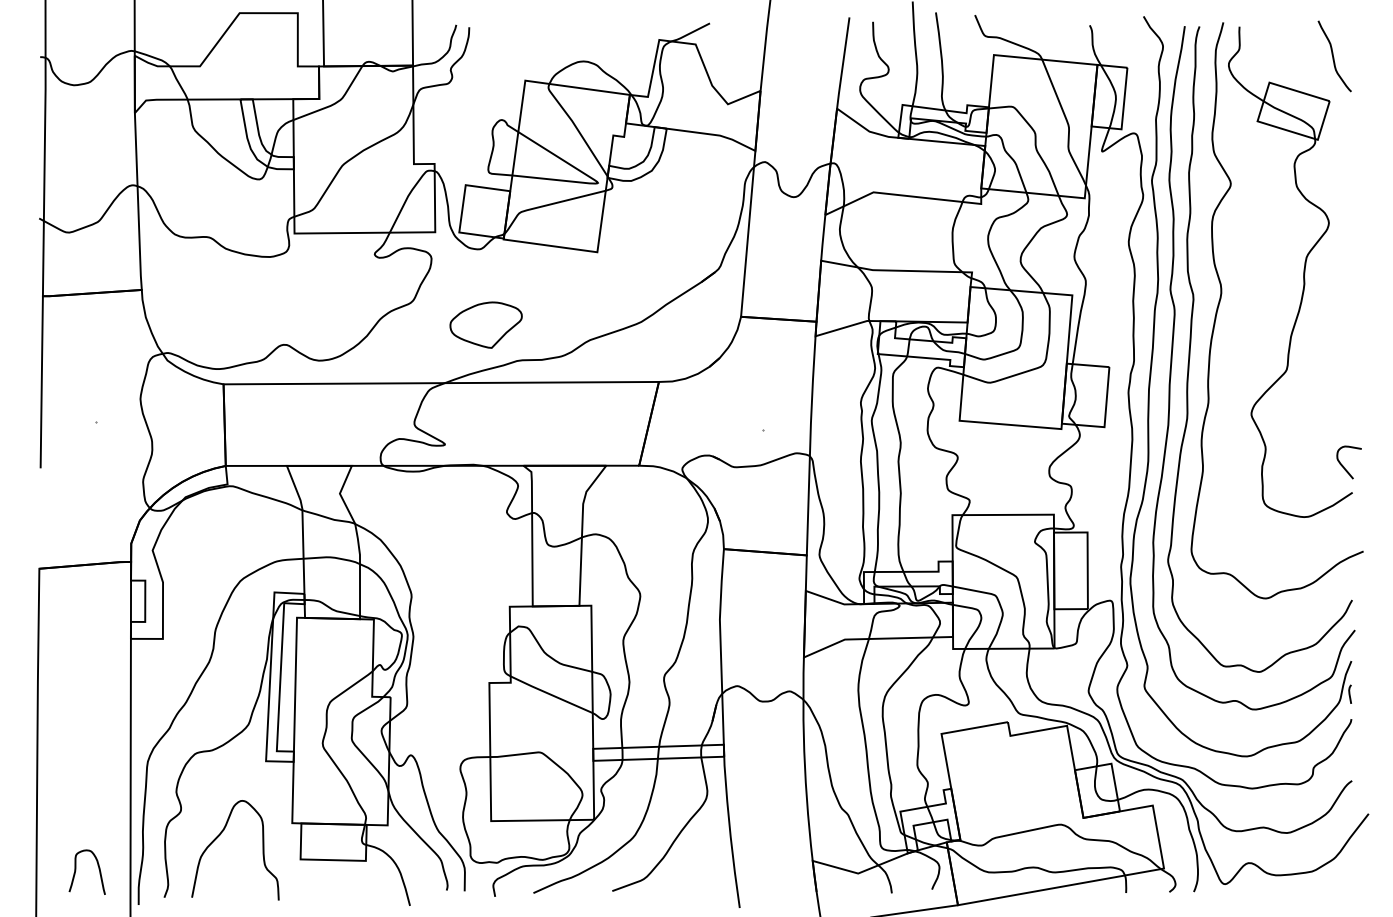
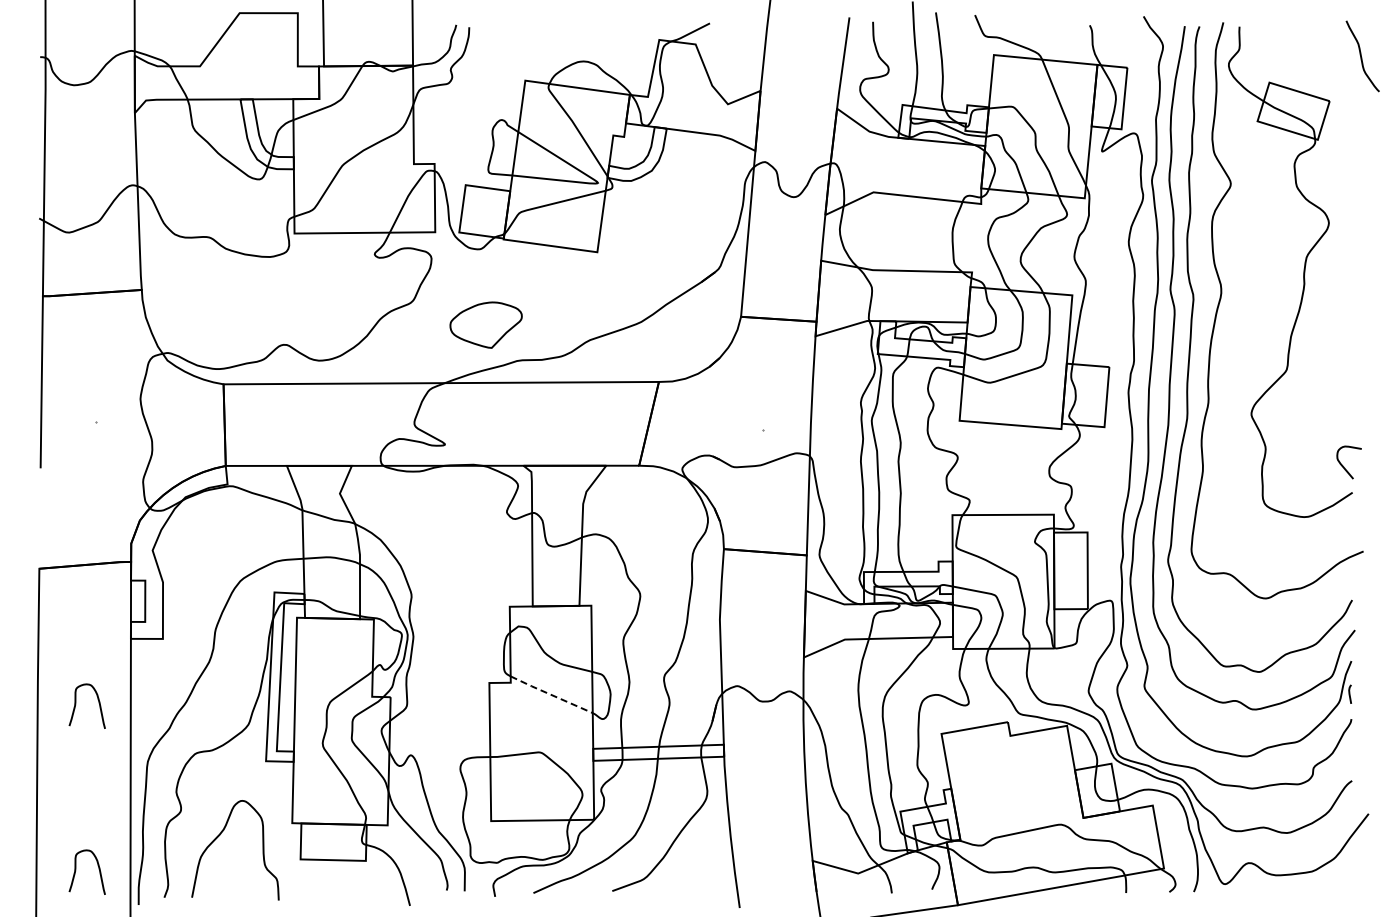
curve position: (1333, 56) -> (1361, 56) (1361, 56)
line: solid -> dashed (550, 694)
curve: none -> present (76, 704)
